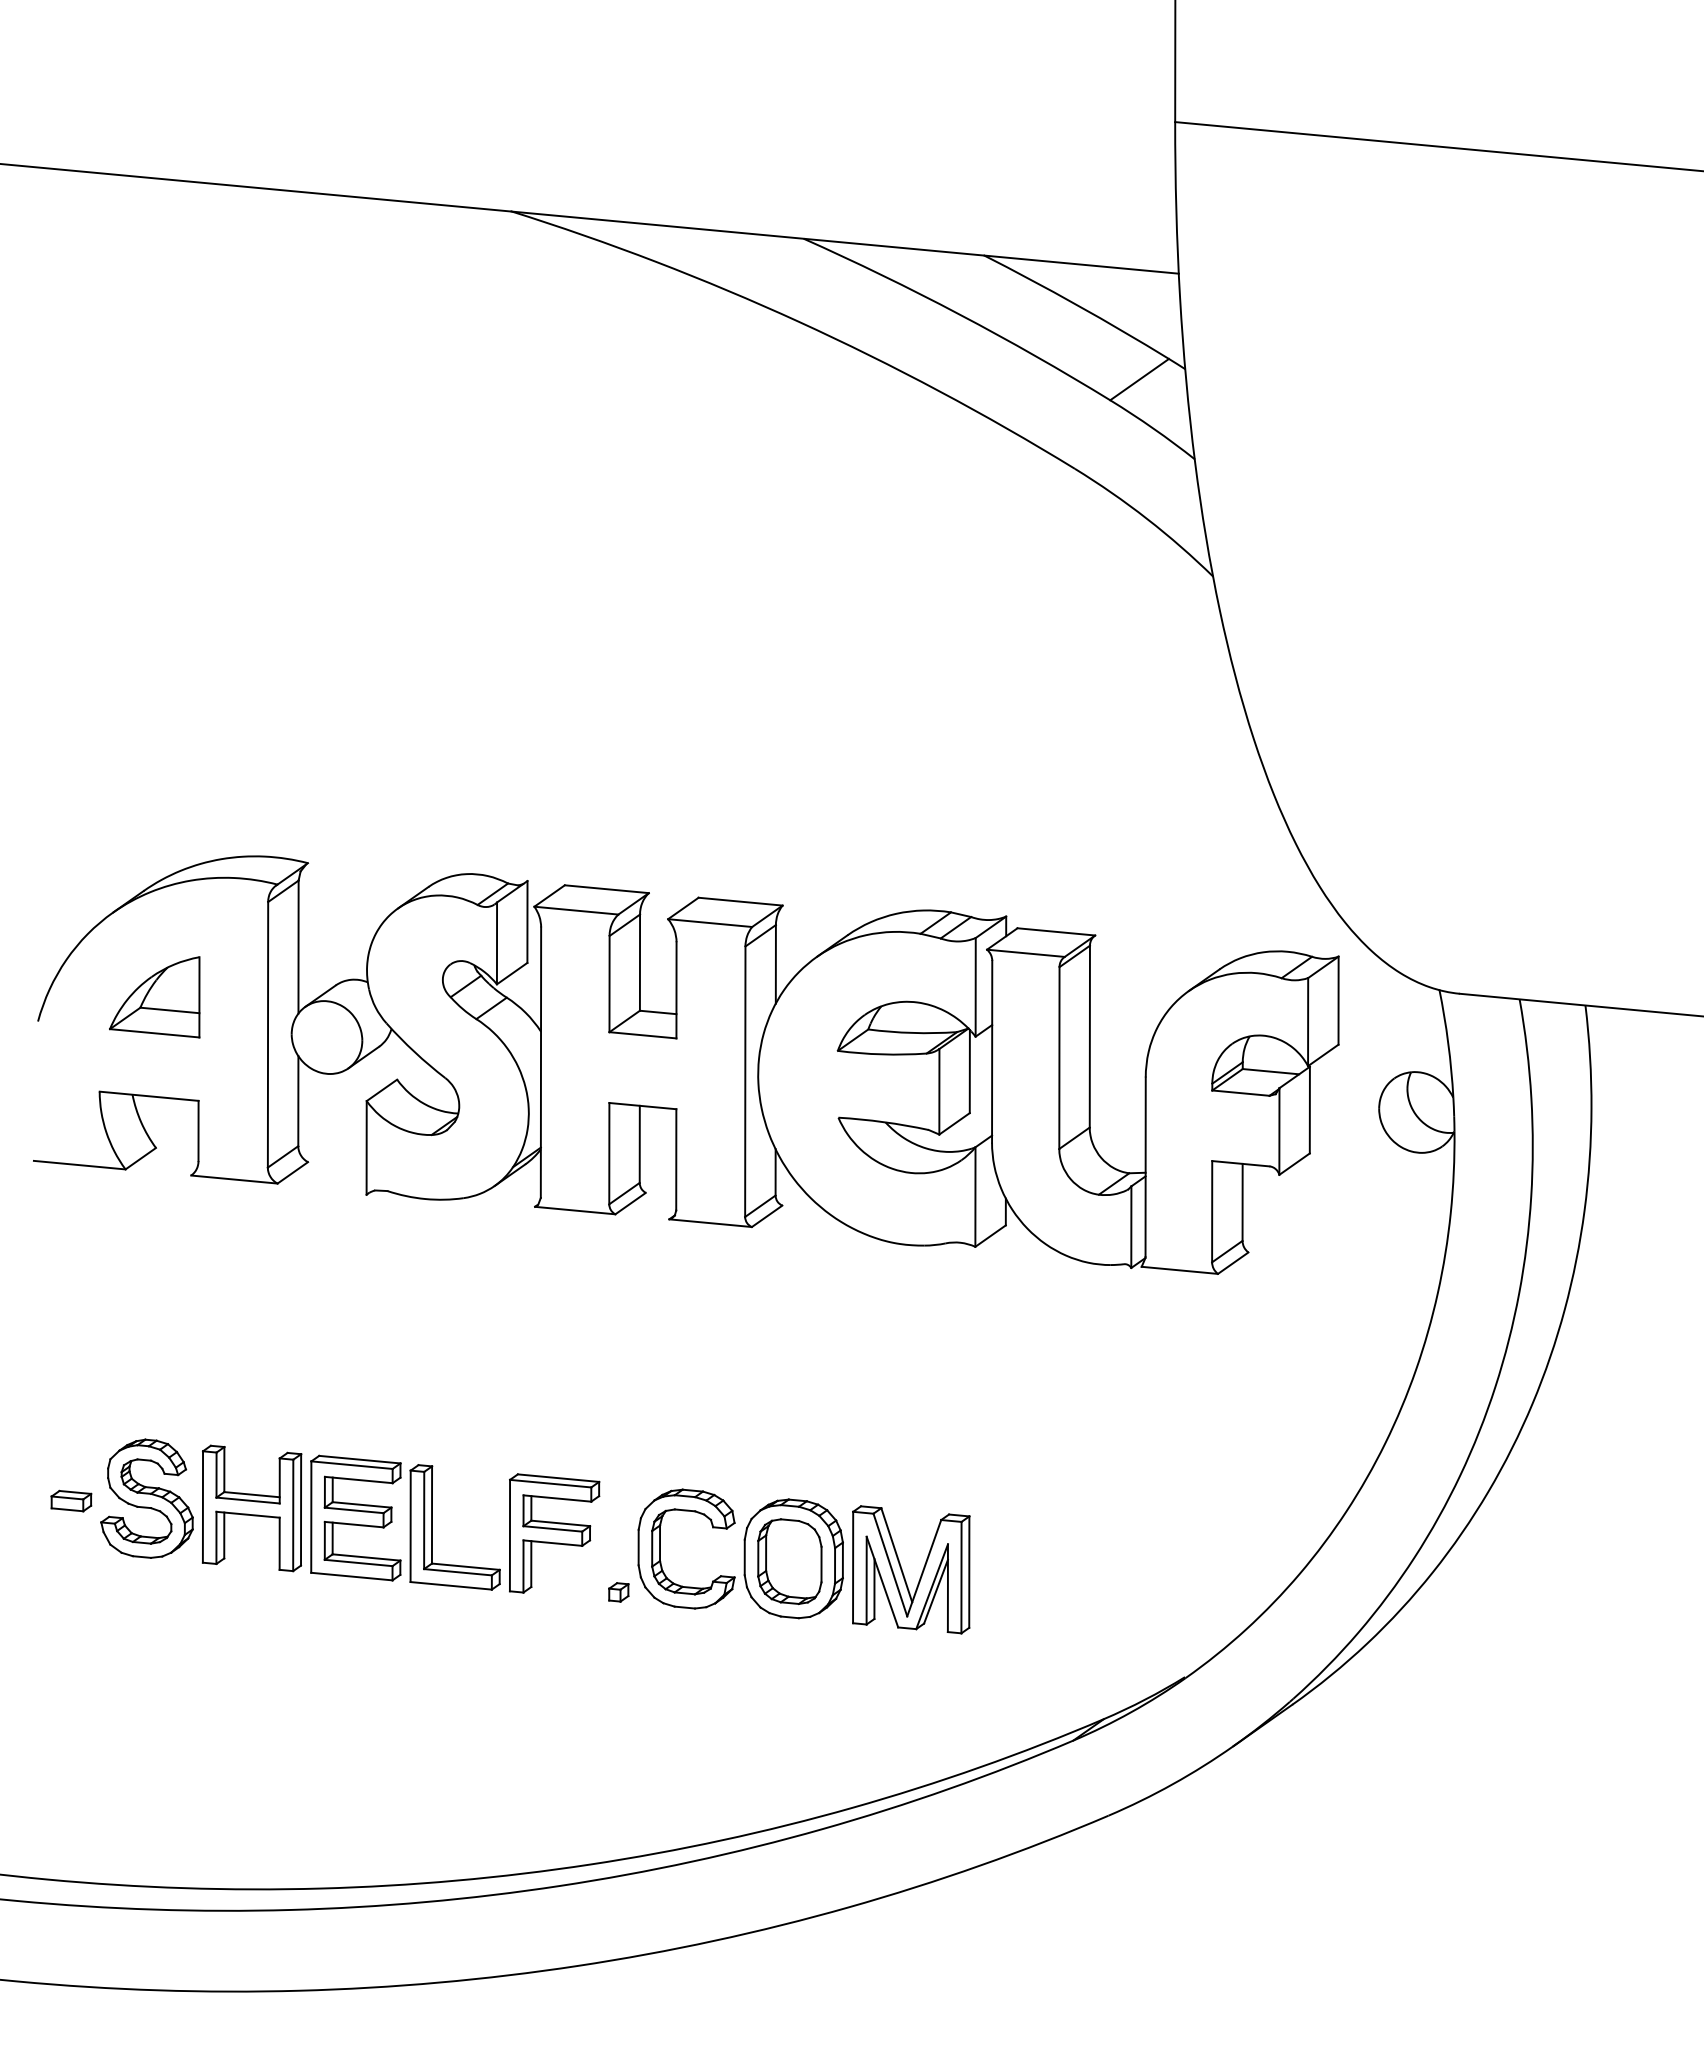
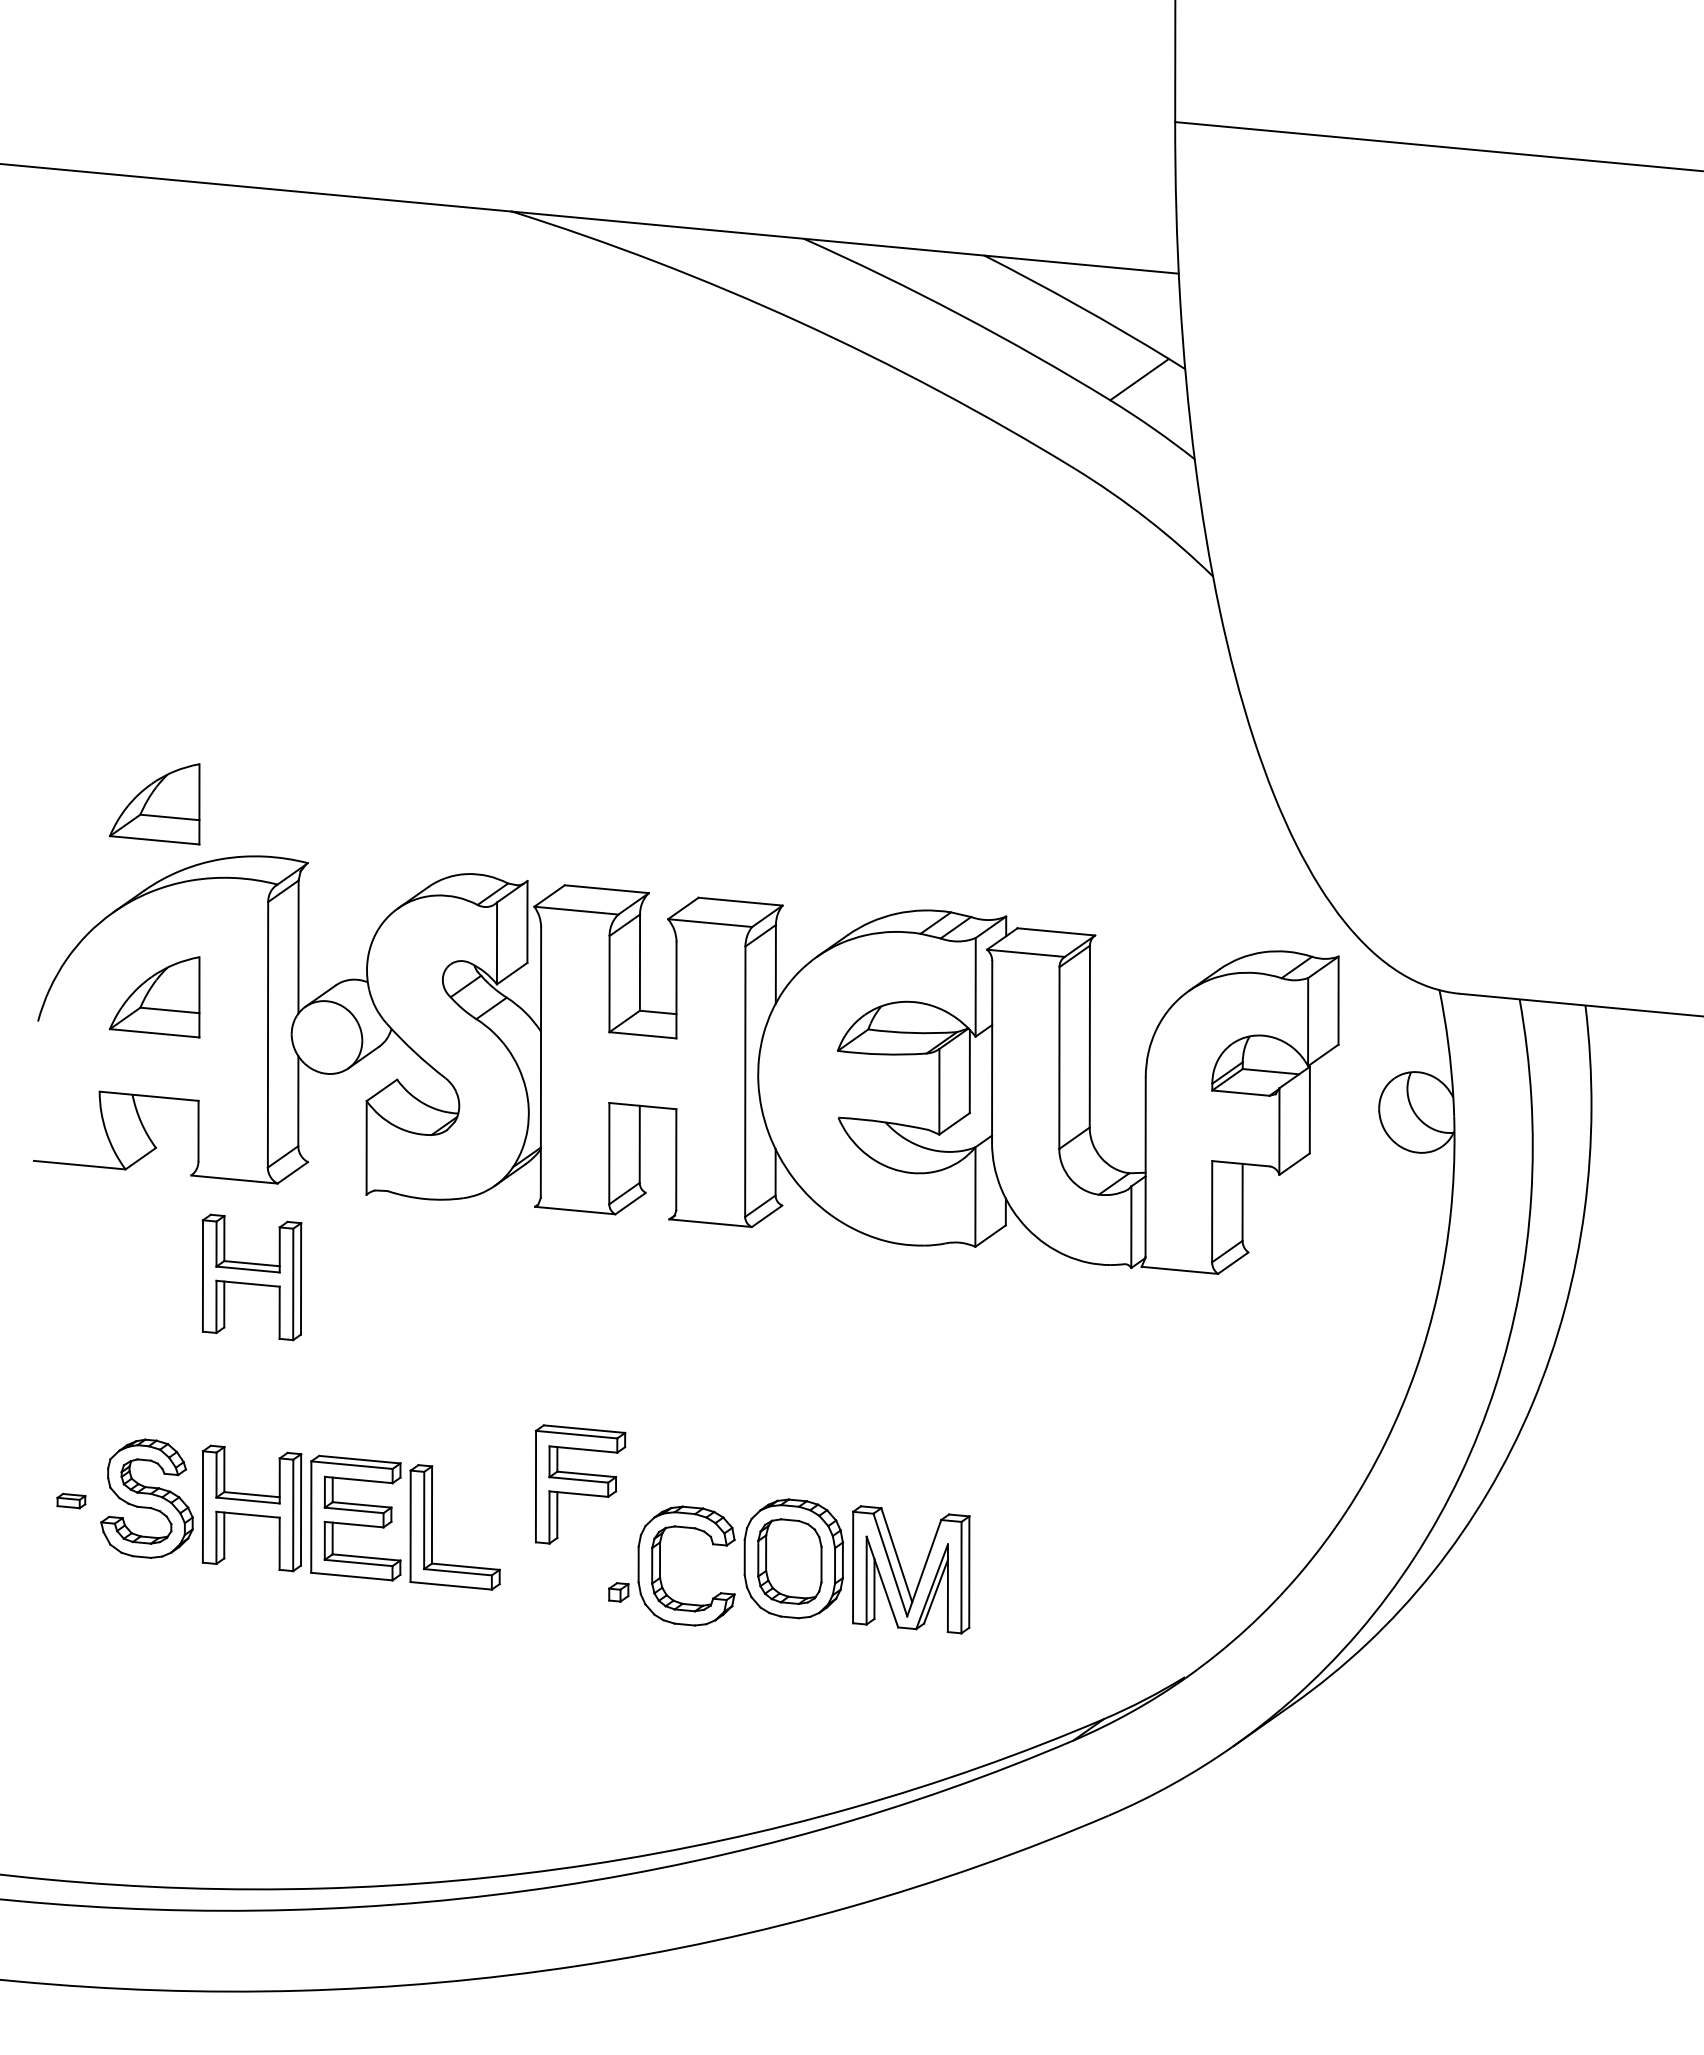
part: none -> present (154, 804)
part: none -> present (251, 1277)
part size: 43x24 px -> 31x18 px (71, 1500)
part position: (554, 1533) -> (580, 1484) (580, 1484)
part position: (660, 1548) -> (660, 1565) (660, 1565)
